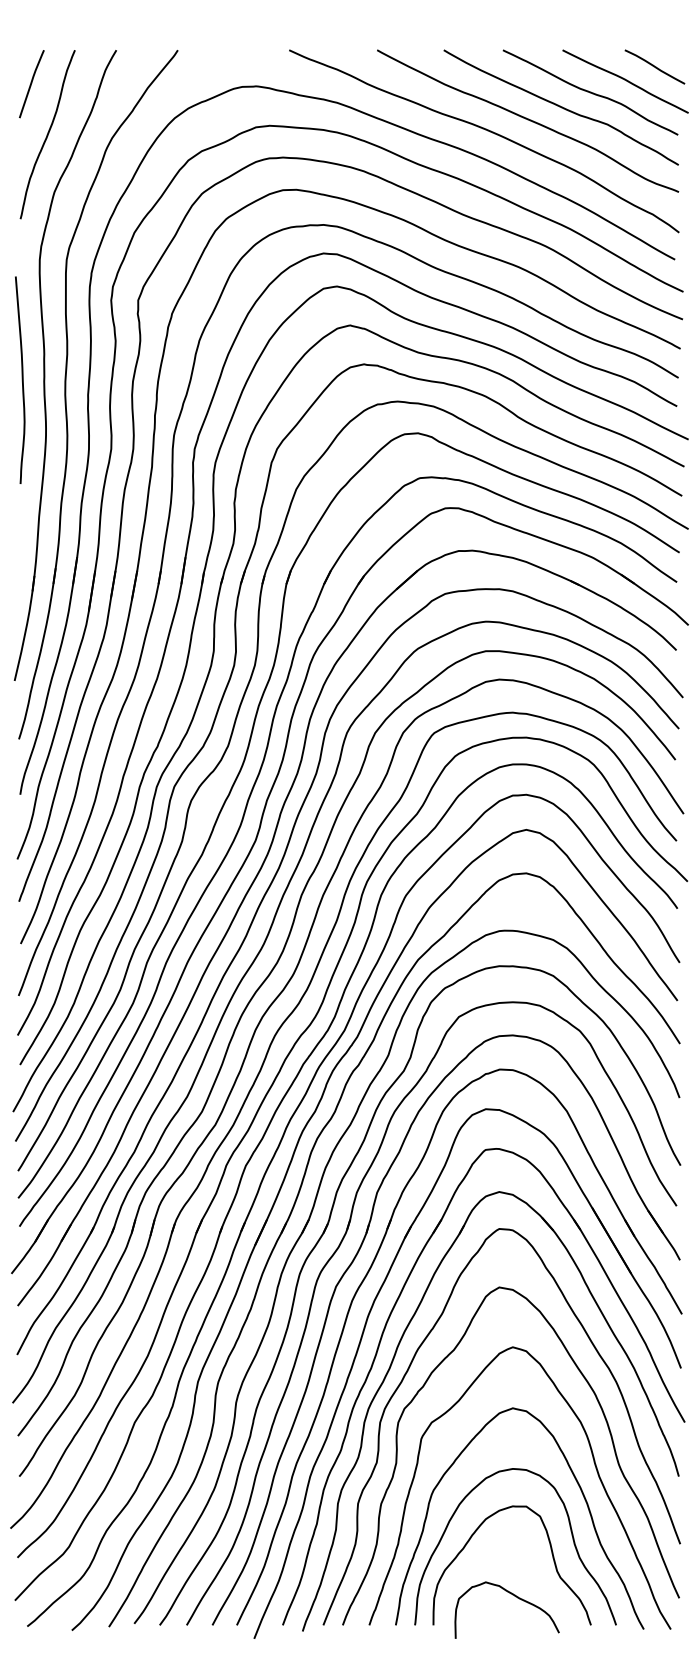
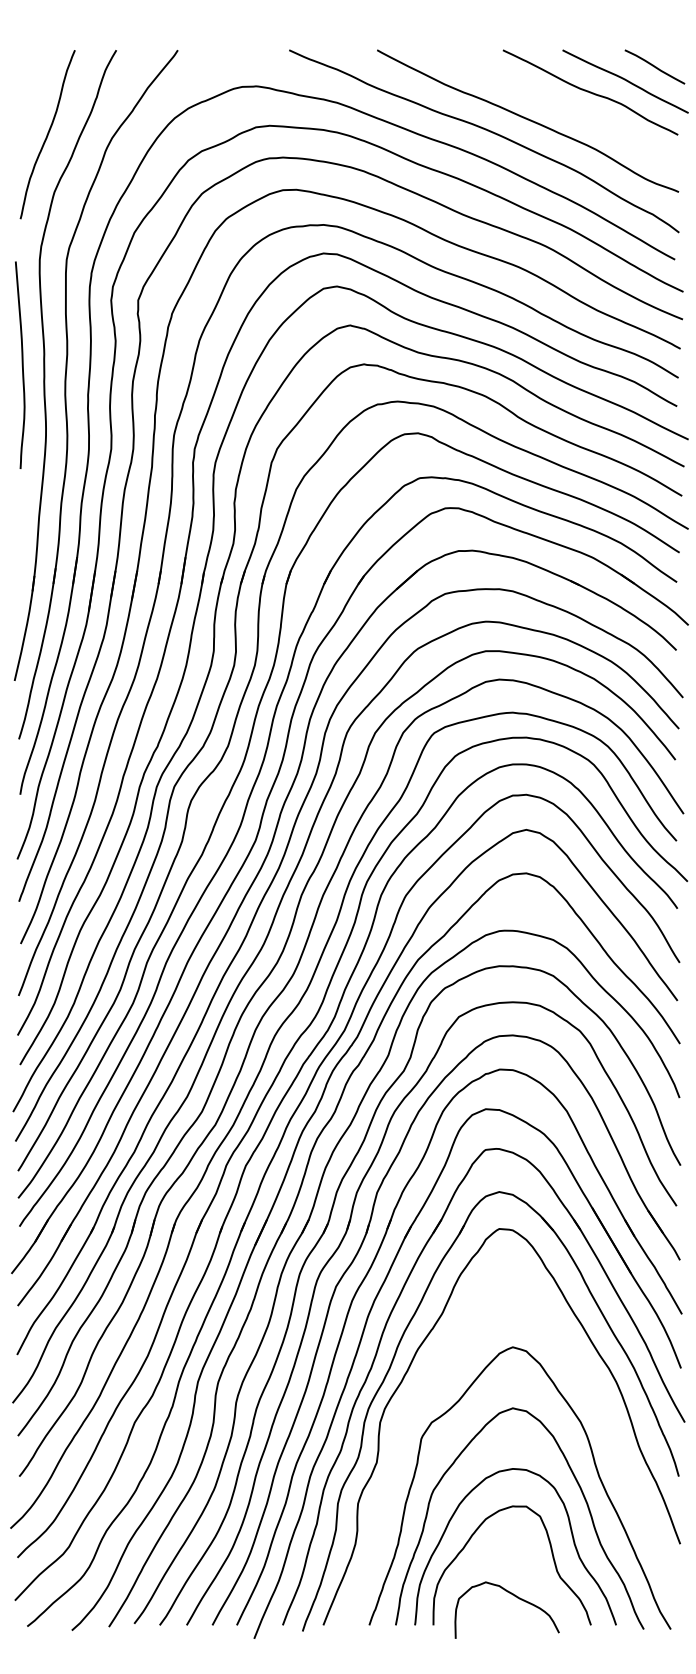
curve: present -> none (31, 84)
curve: present -> none (560, 107)
curve position: (21, 379) -> (21, 364) (21, 364)
curve: present -> none (603, 1416)
